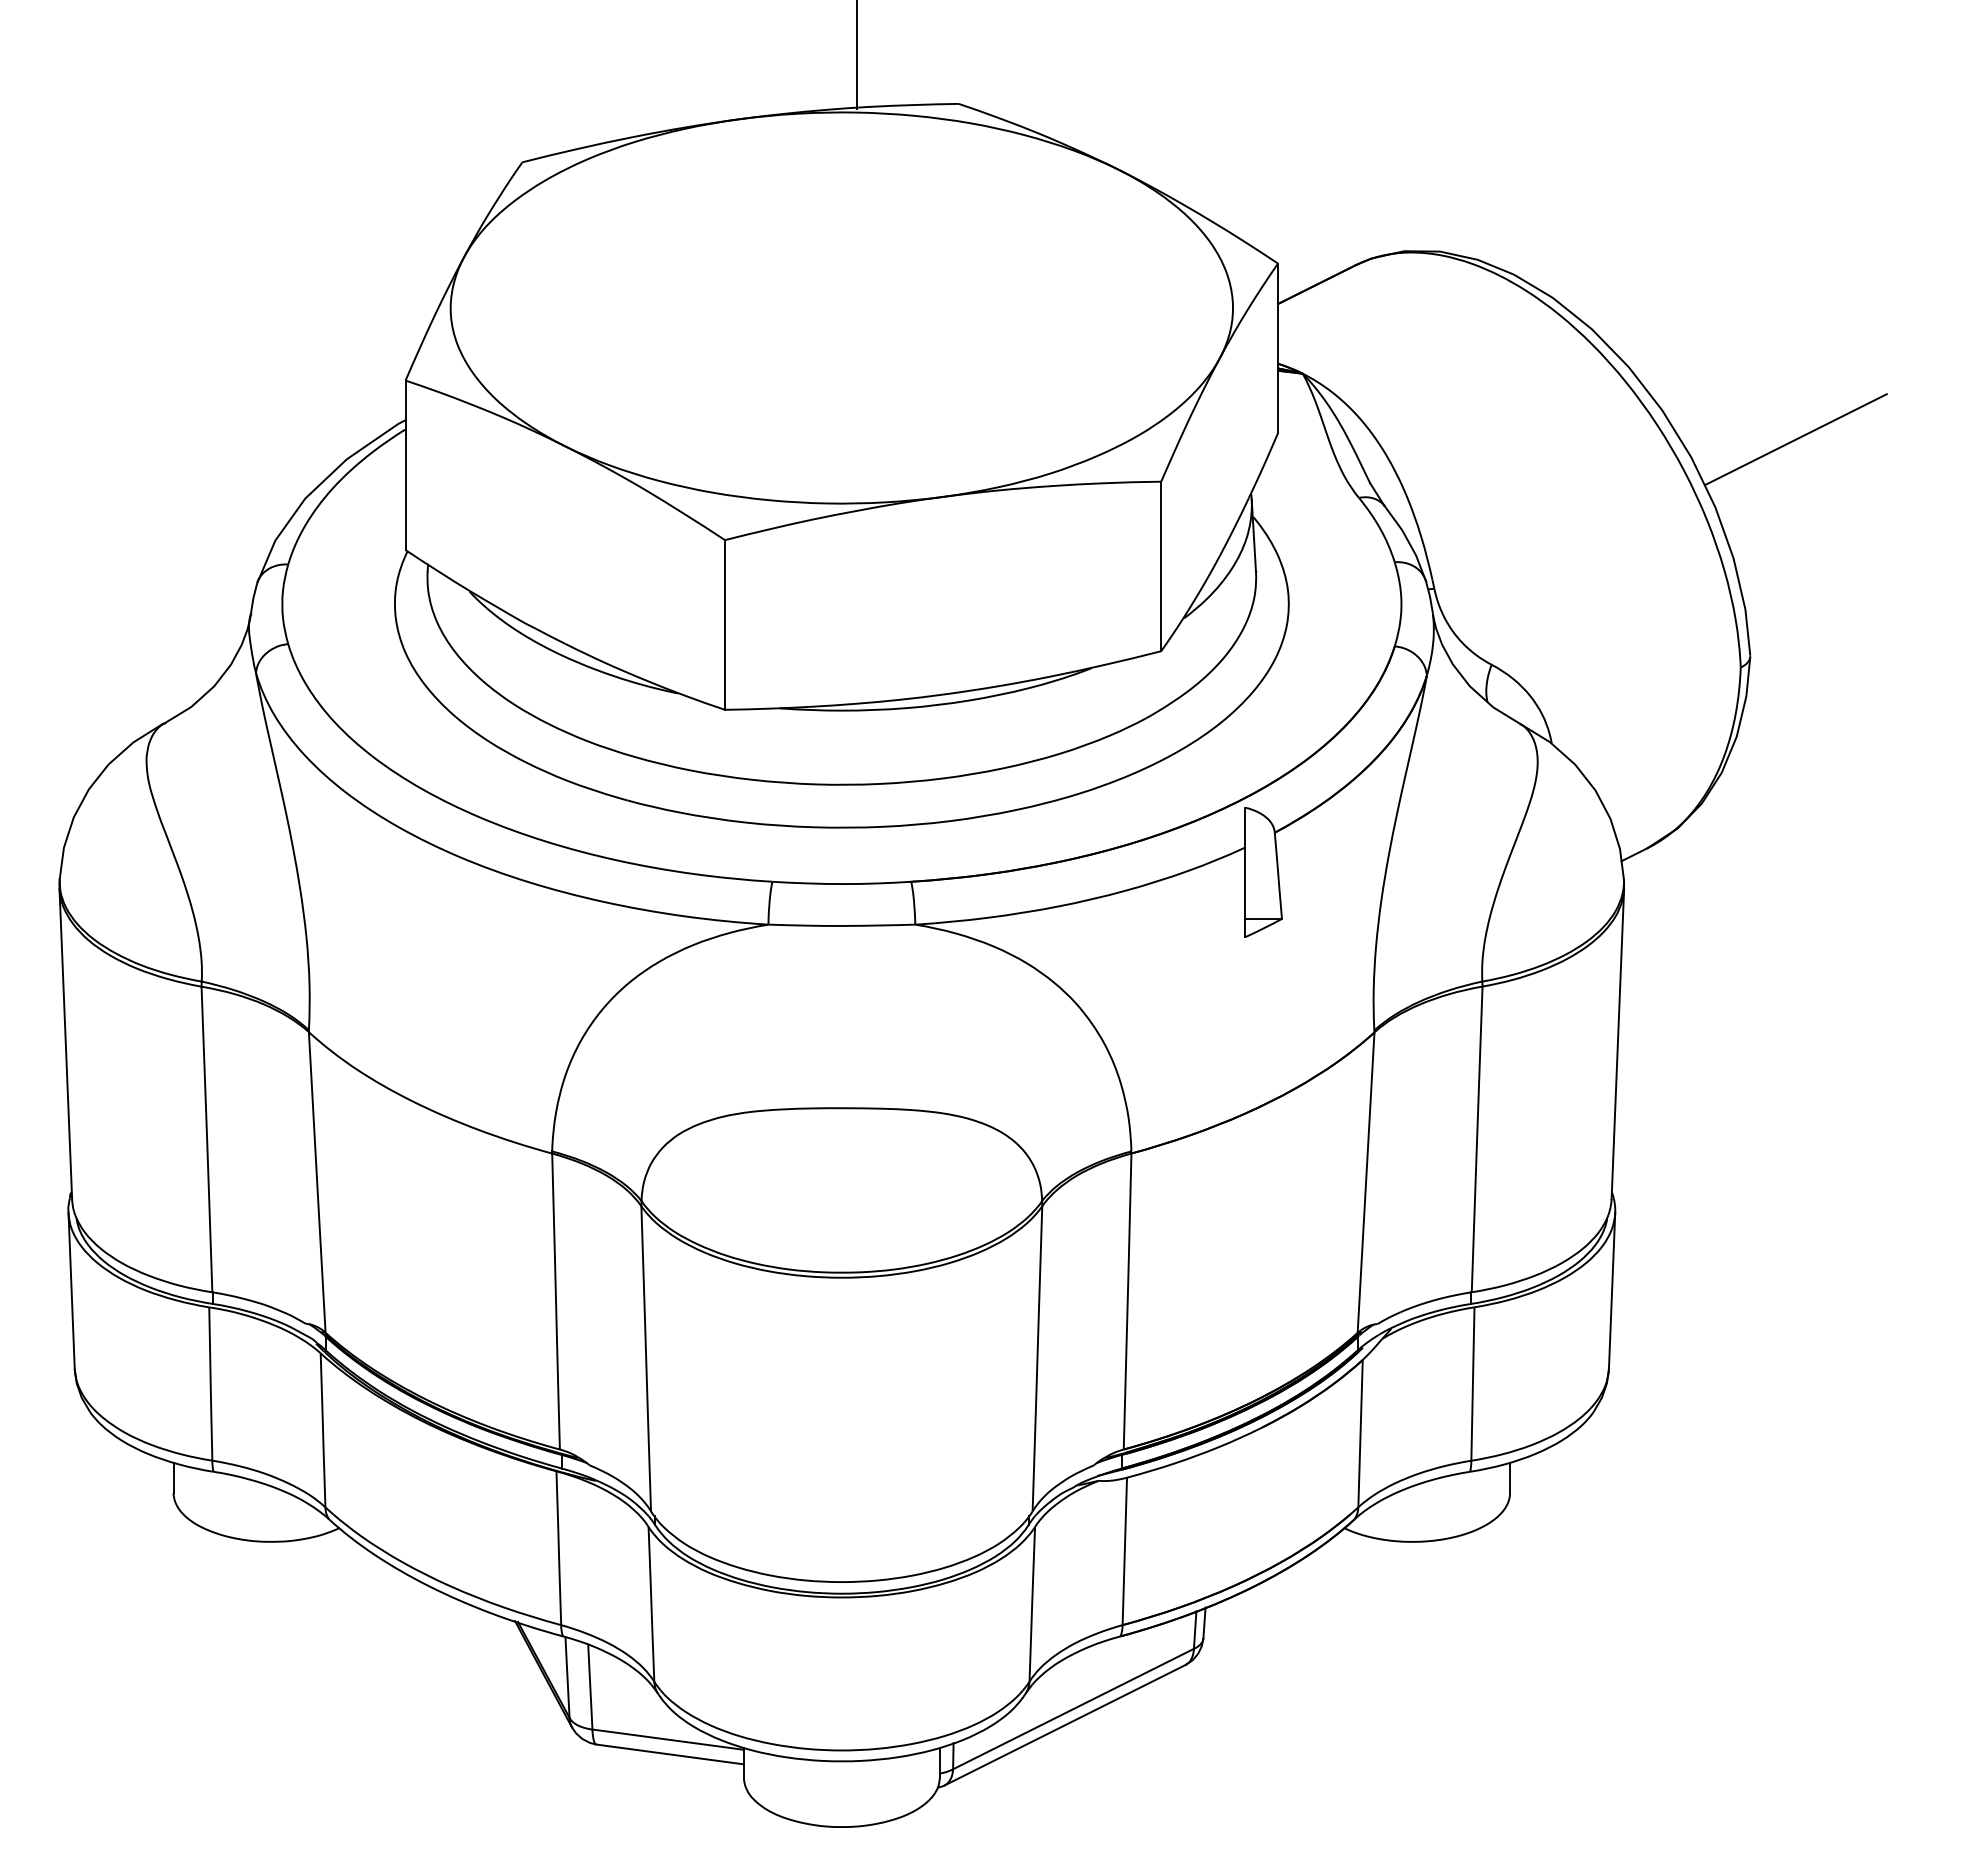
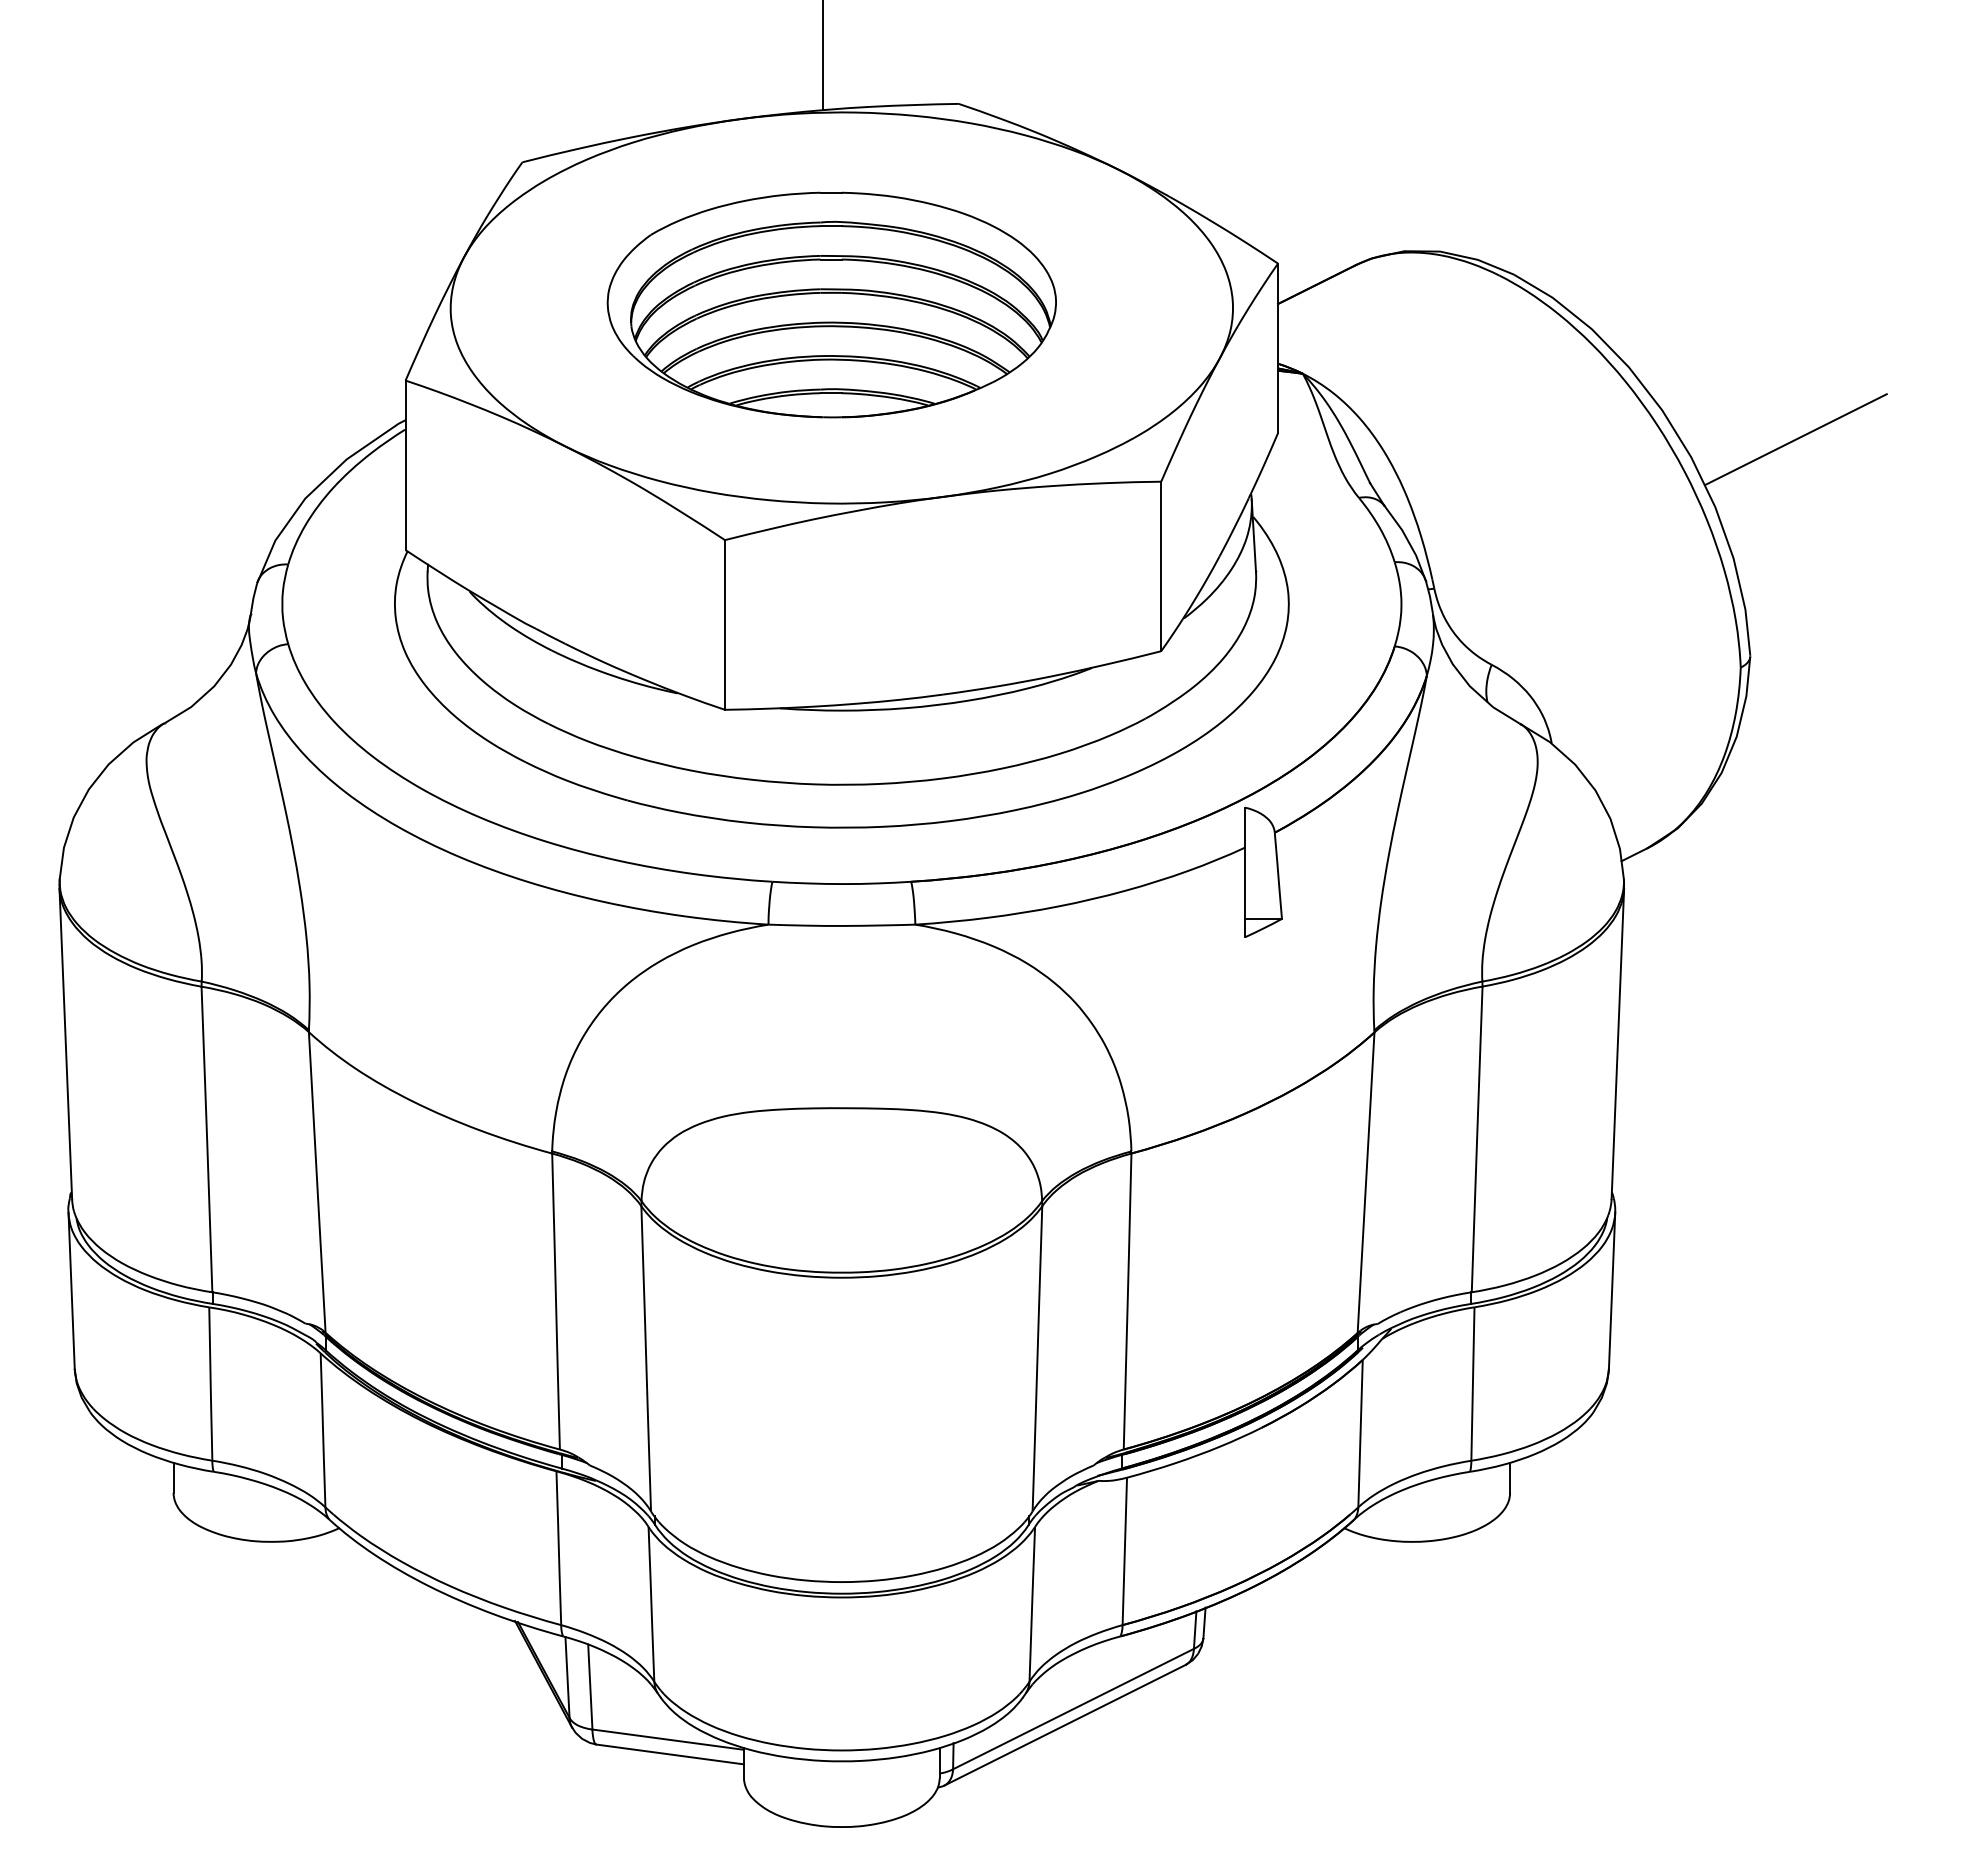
line position: (856, 56) -> (822, 56) (822, 56)
part: none -> present (831, 304)
